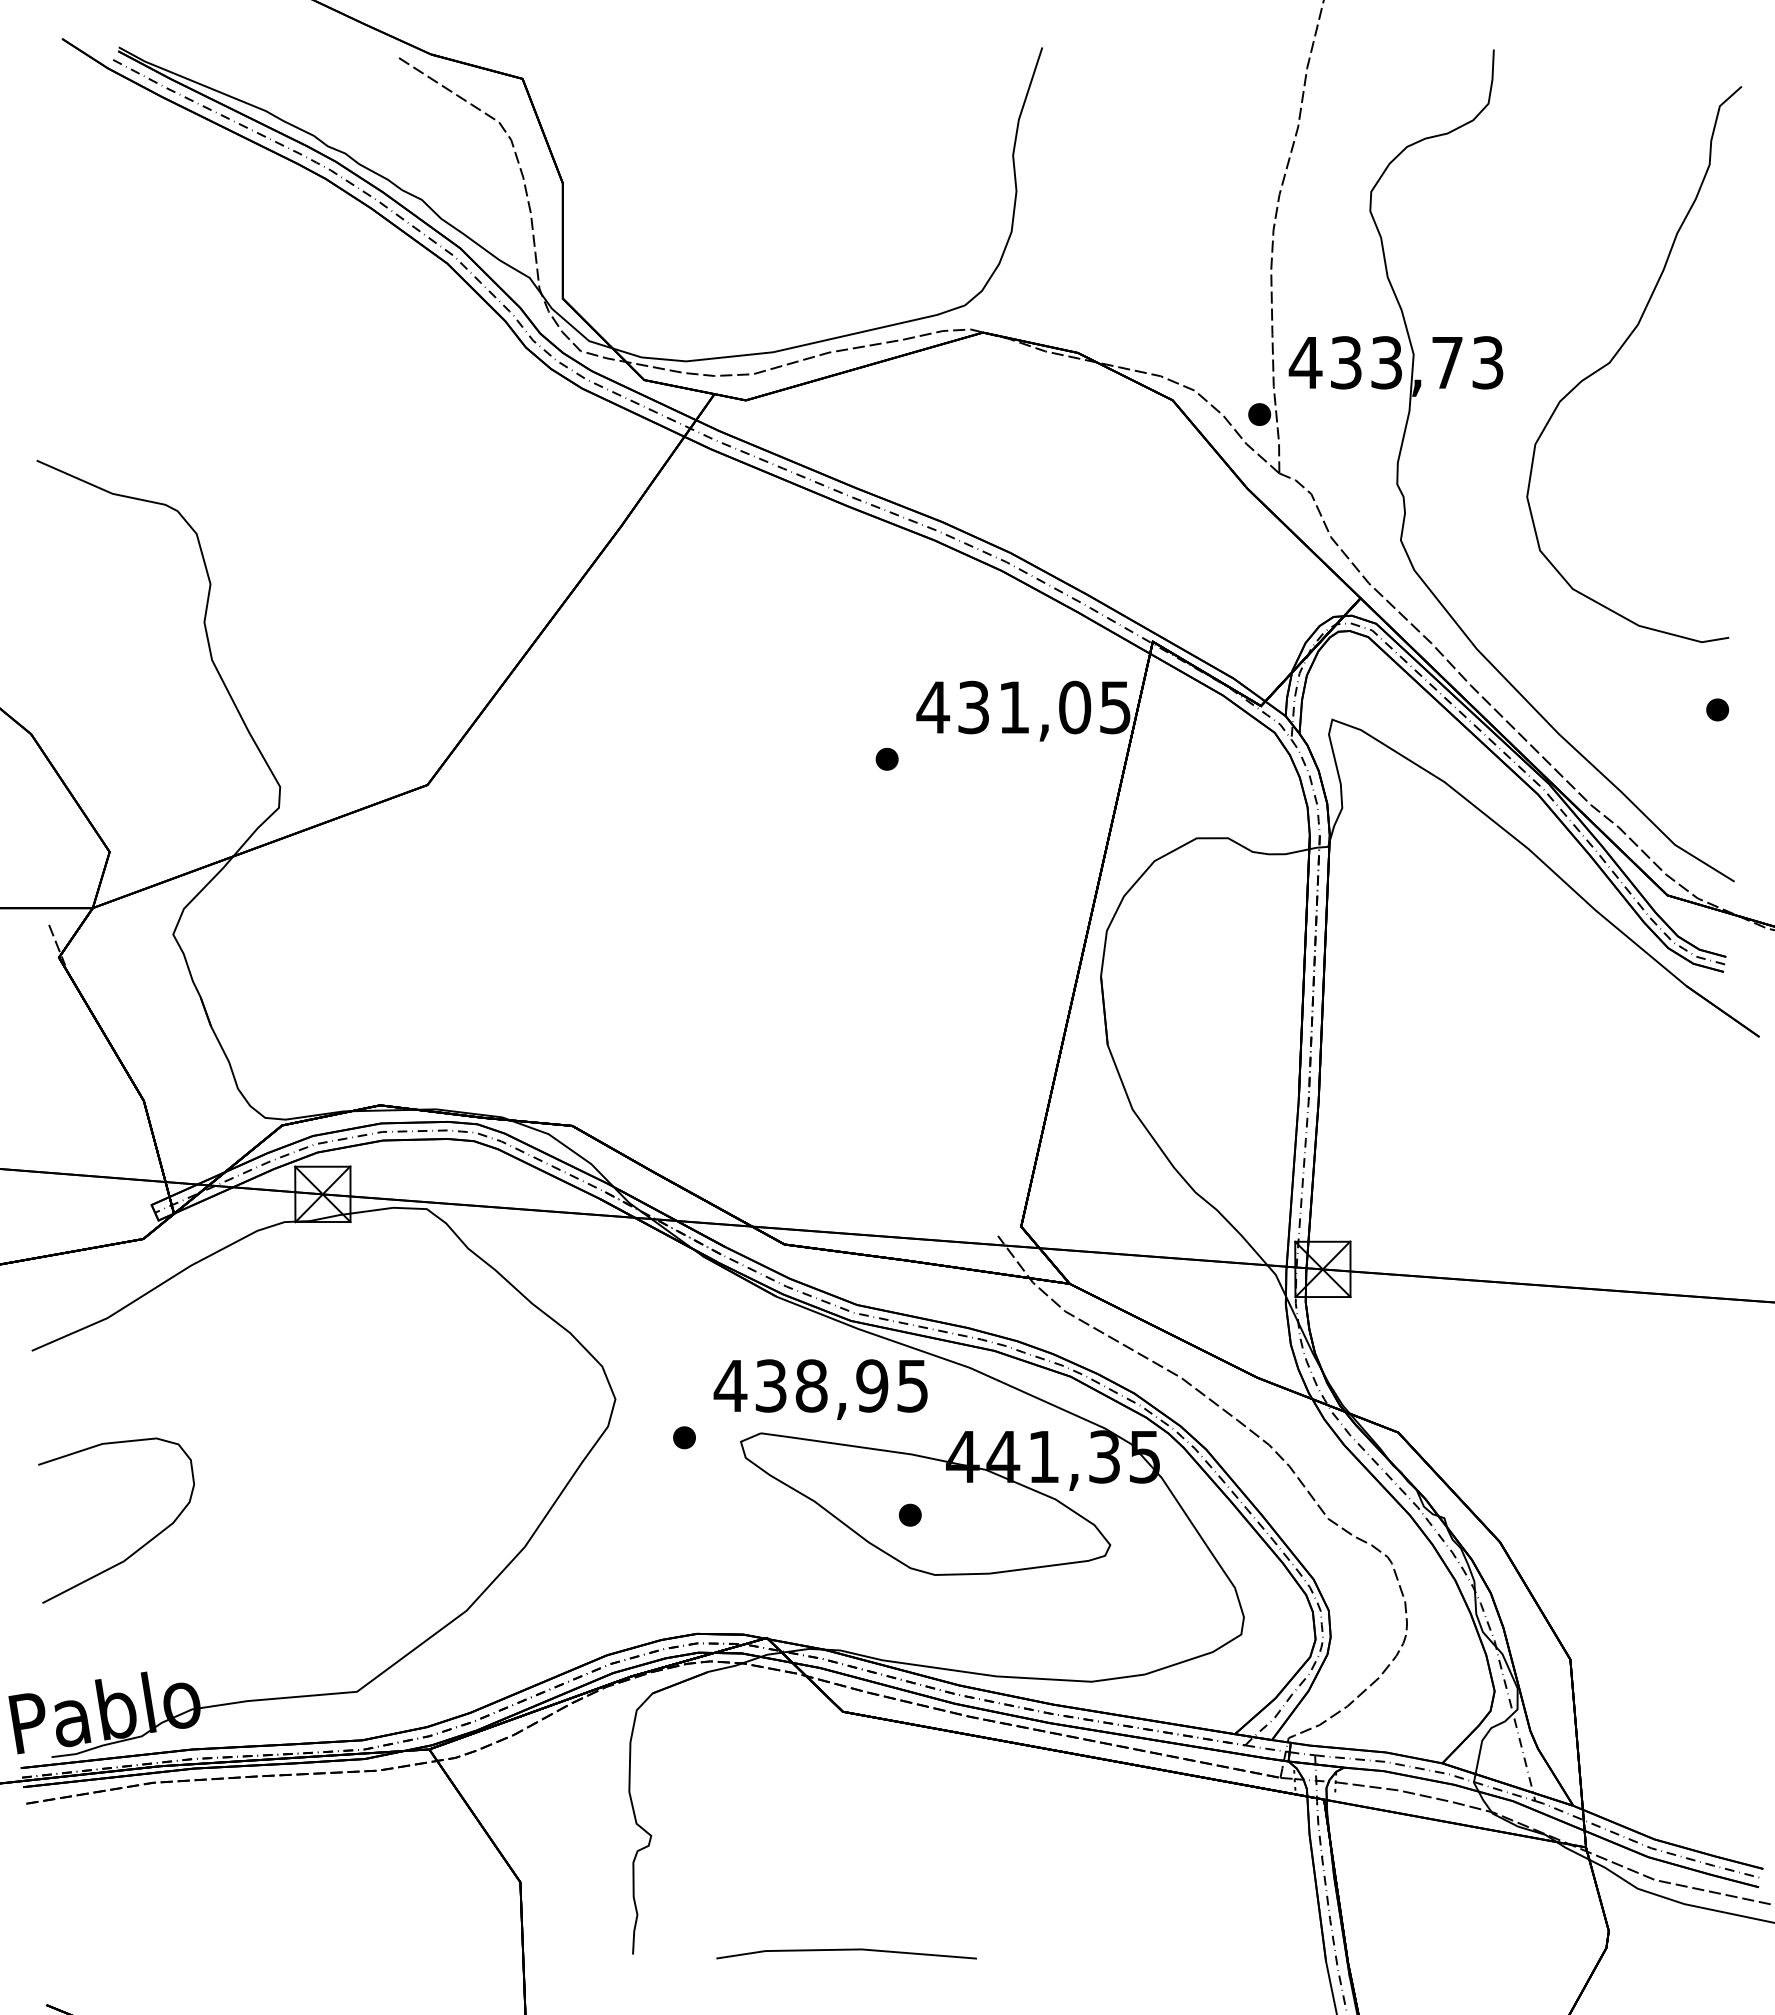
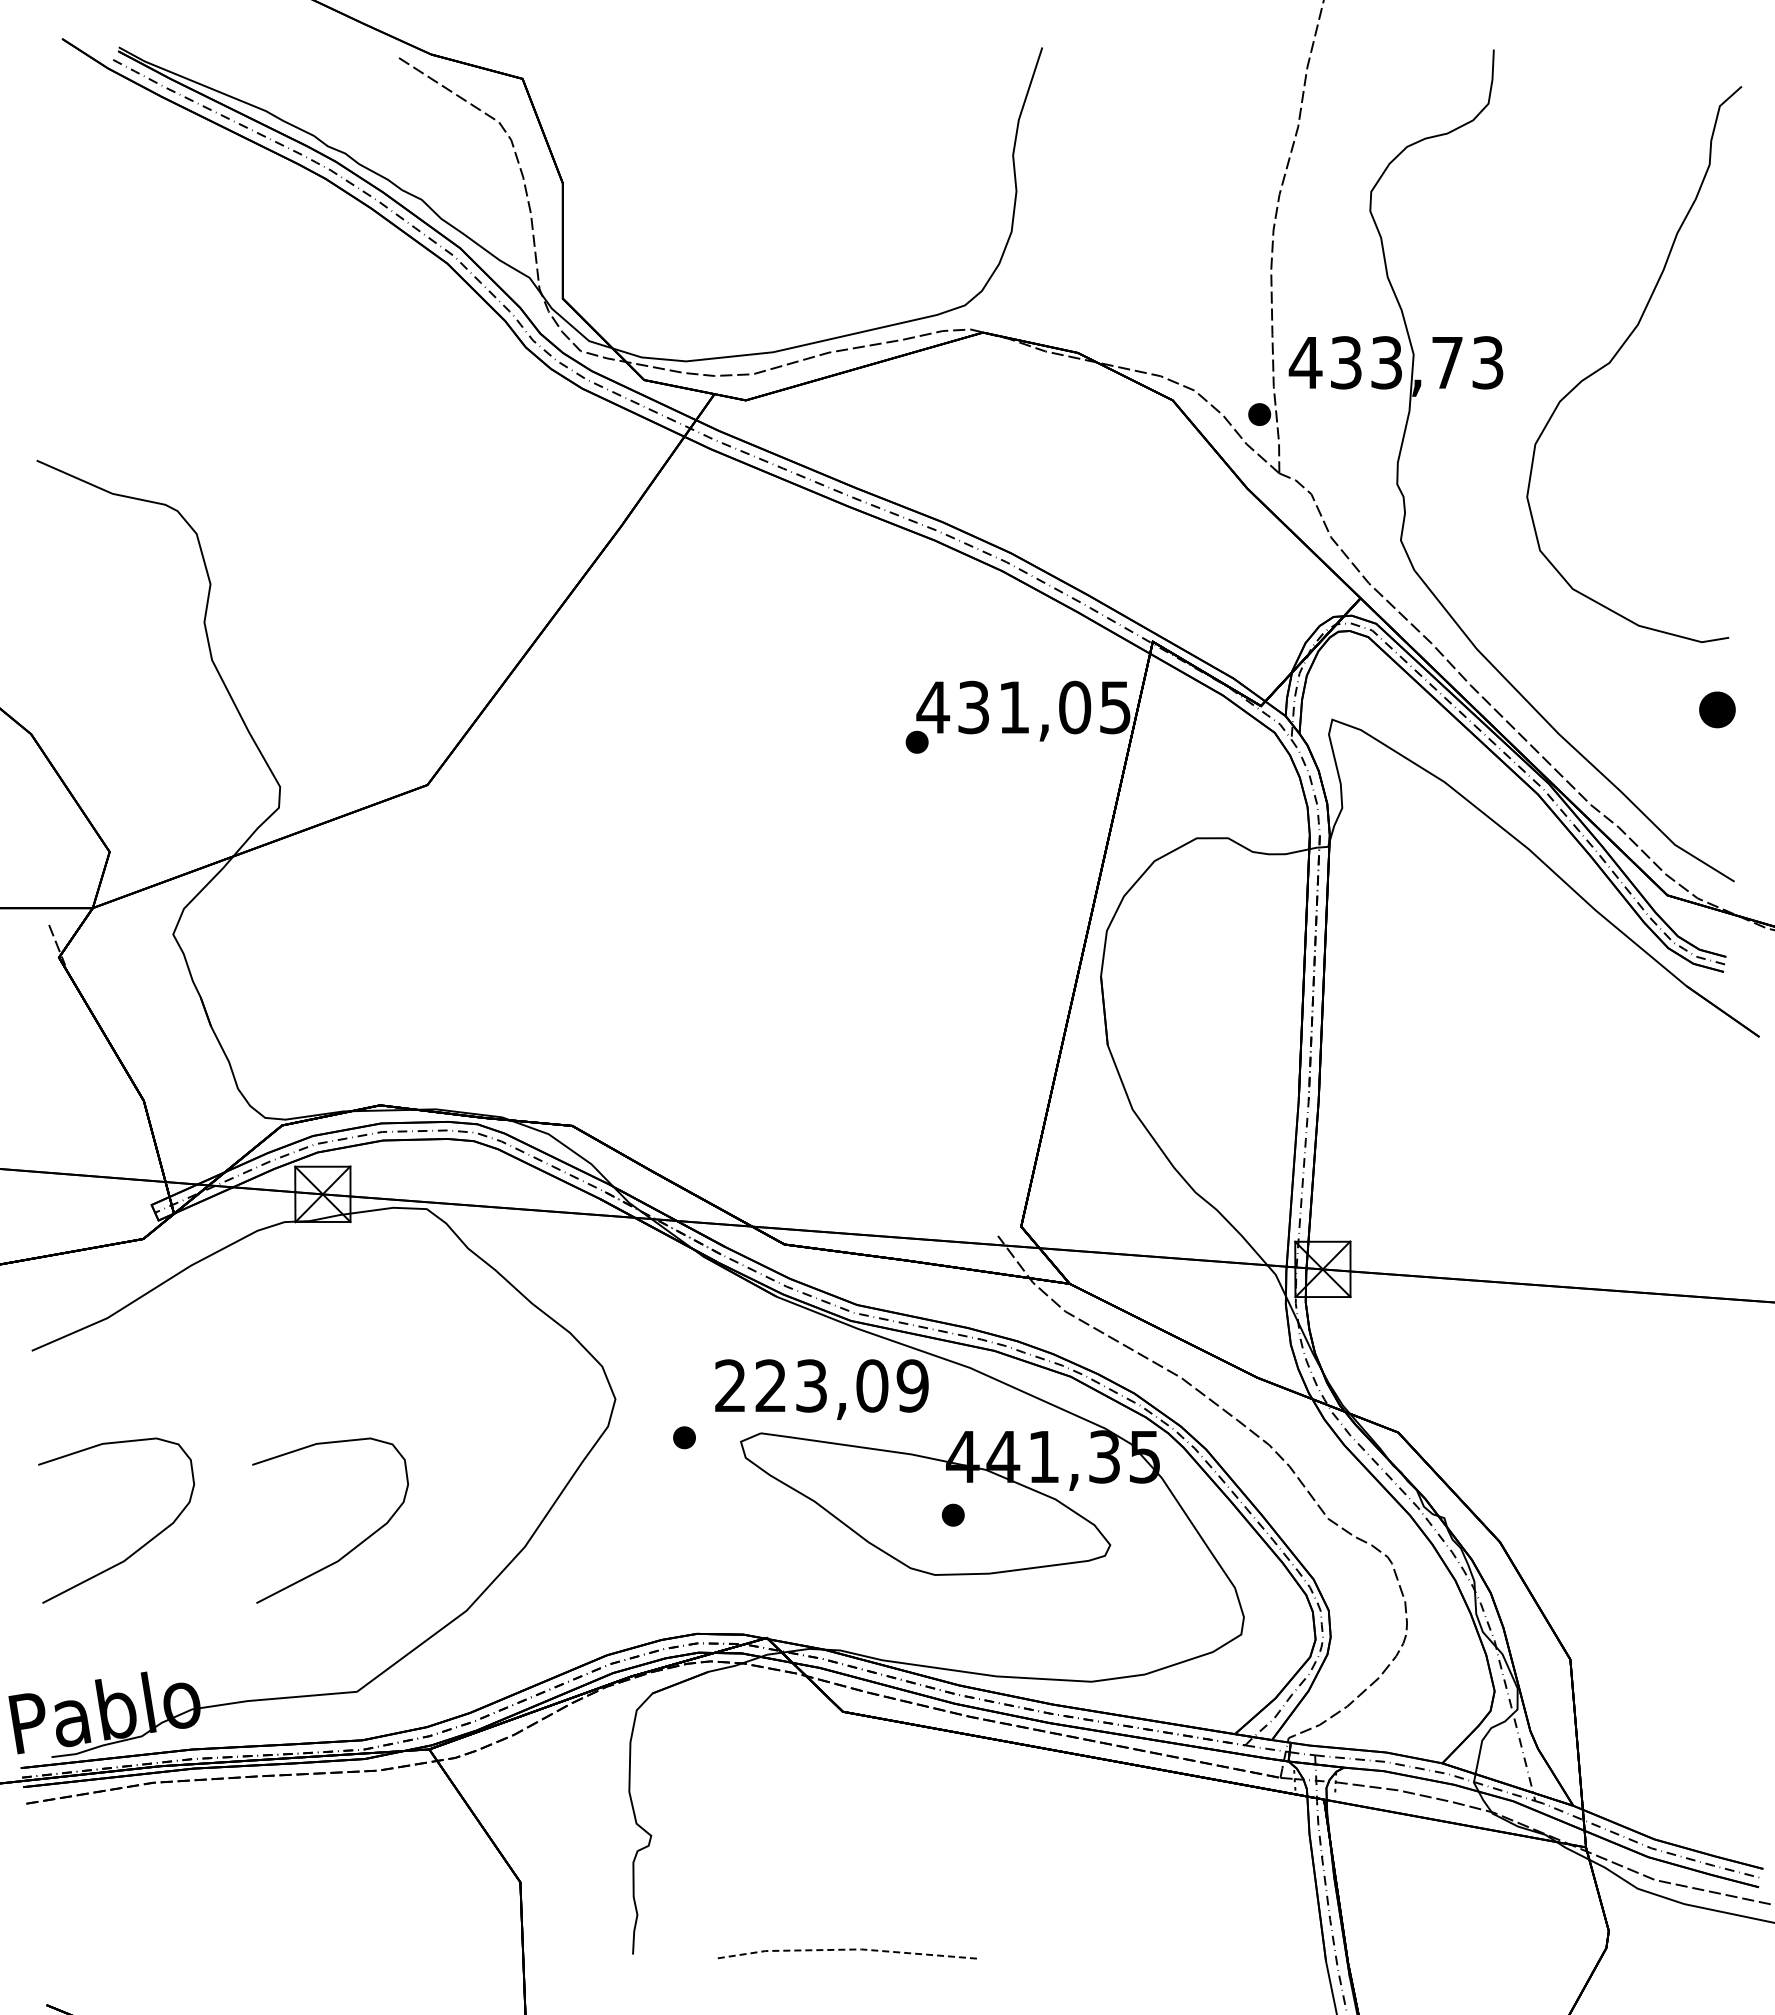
part size: 24x24 px -> 37x38 px (1717, 709)
part position: (886, 758) -> (916, 741) (916, 741)
text: 438,95 -> 223,09 (820, 1385)
part position: (909, 1514) -> (952, 1514) (952, 1514)
curve: none -> present (352, 1548)
line: solid -> dashed (846, 1949)
